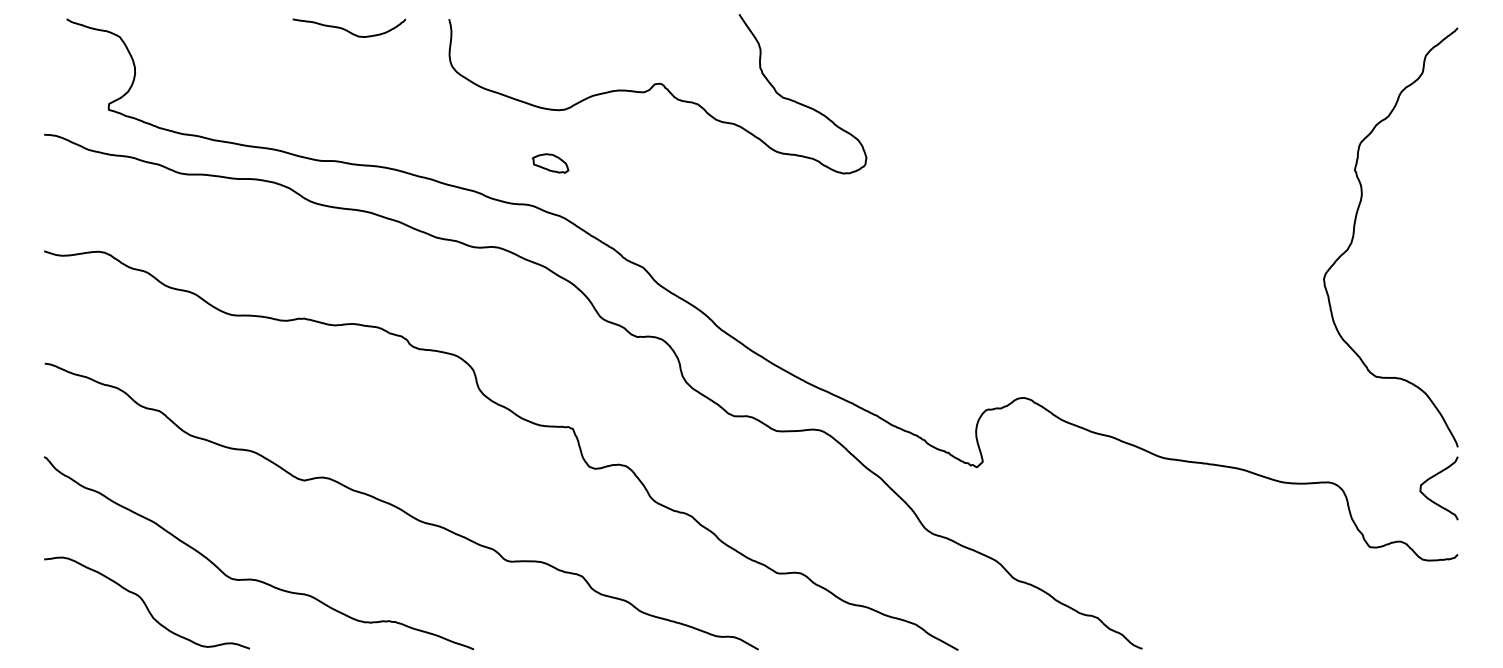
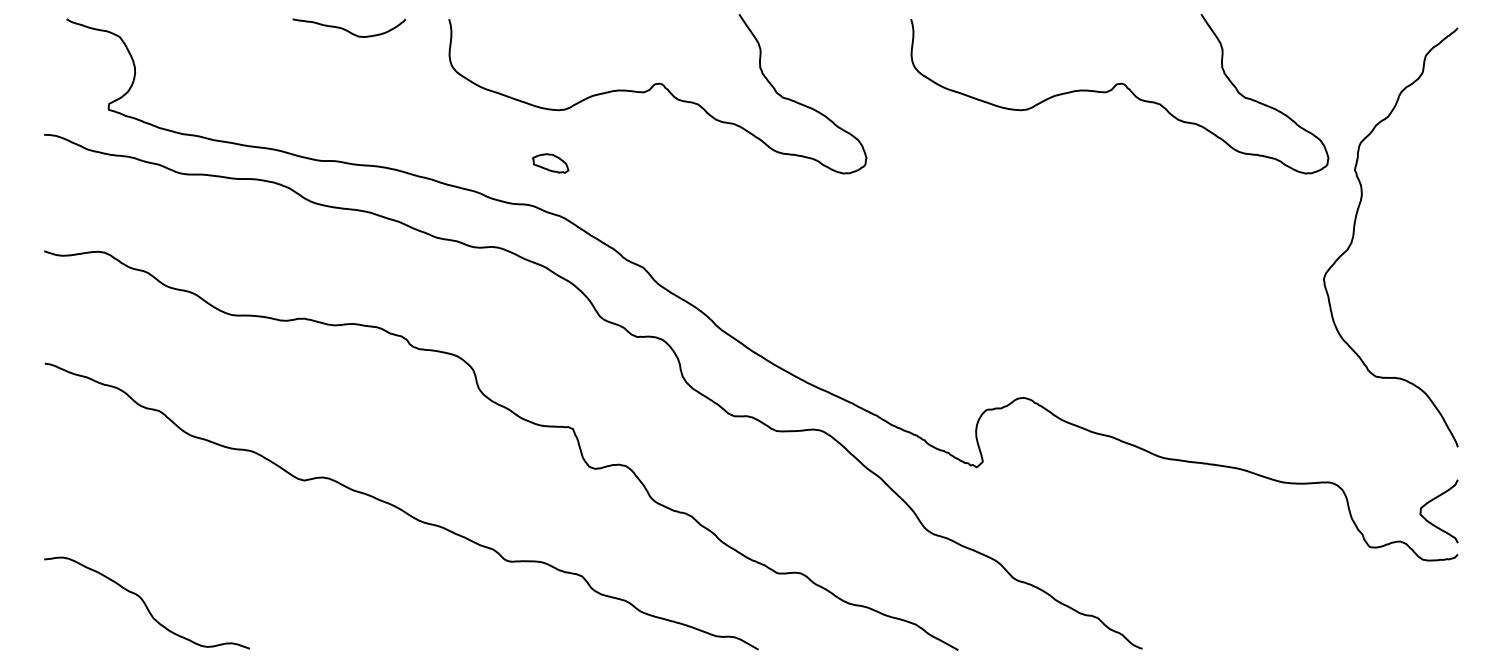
curve: none -> present (1114, 88)
curve position: (1430, 479) -> (1430, 502) (1430, 502)
curve: present -> none (252, 578)
